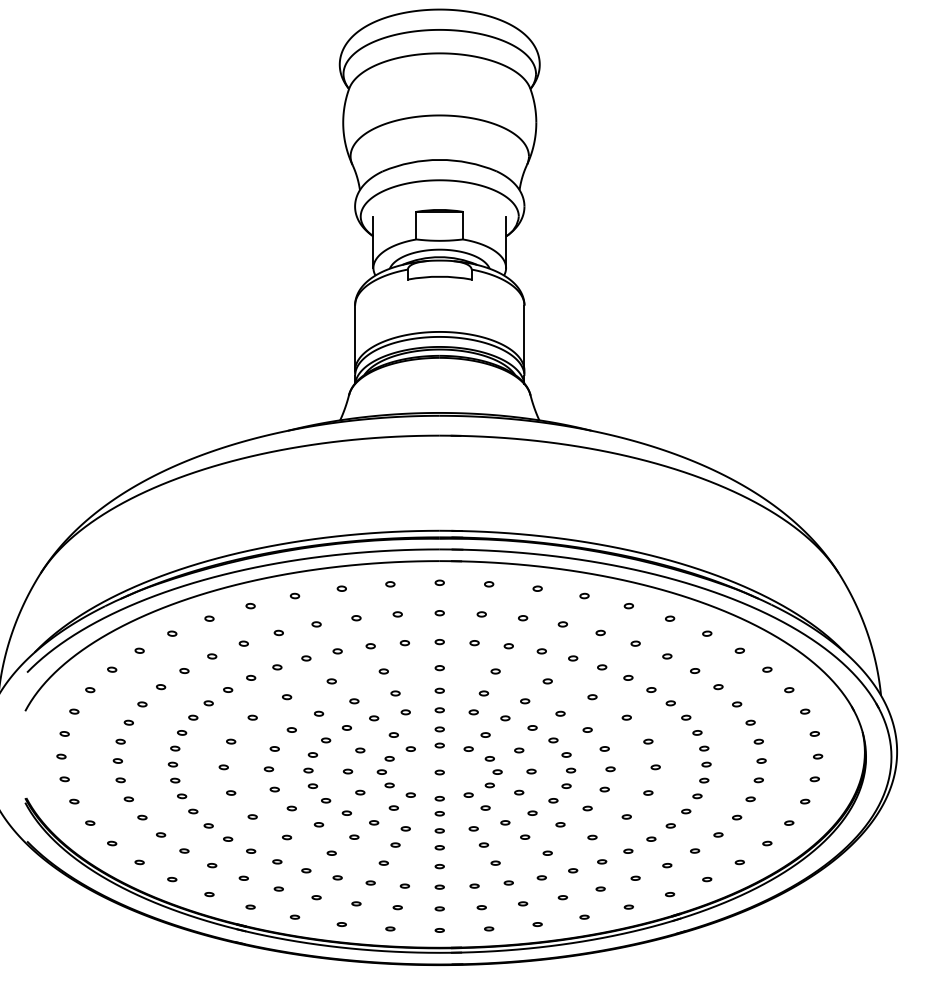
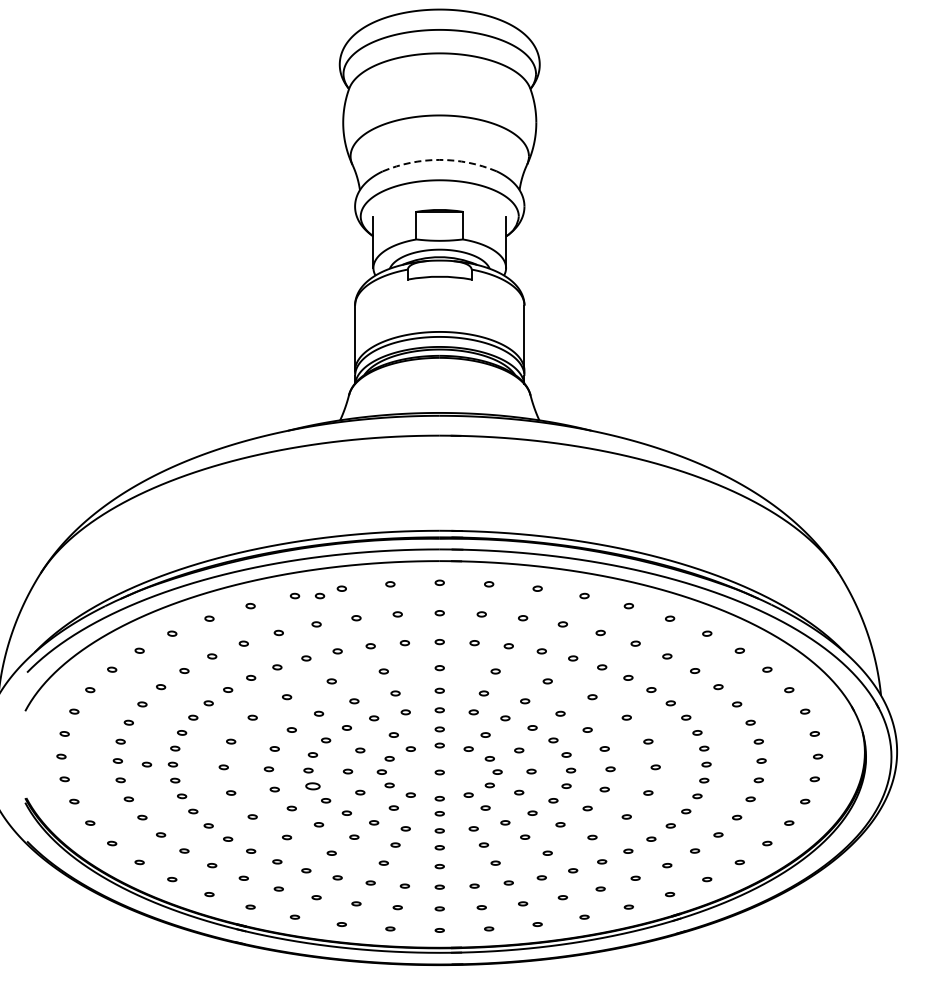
arc: solid -> dashed (439, 159)
part: none -> present (319, 595)
part: none -> present (146, 764)
part size: 12x6 px -> 16x9 px (312, 786)
